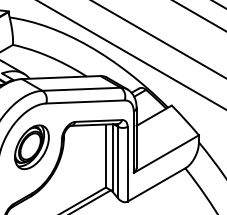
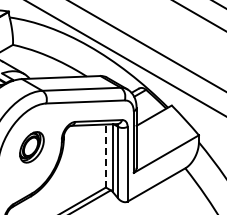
line position: (158, 39) -> (146, 46) (146, 46)
line position: (131, 55) -> (125, 58) (125, 58)
part size: 36x47 px -> 26x33 px (31, 147)
line: solid -> dashed (105, 156)
